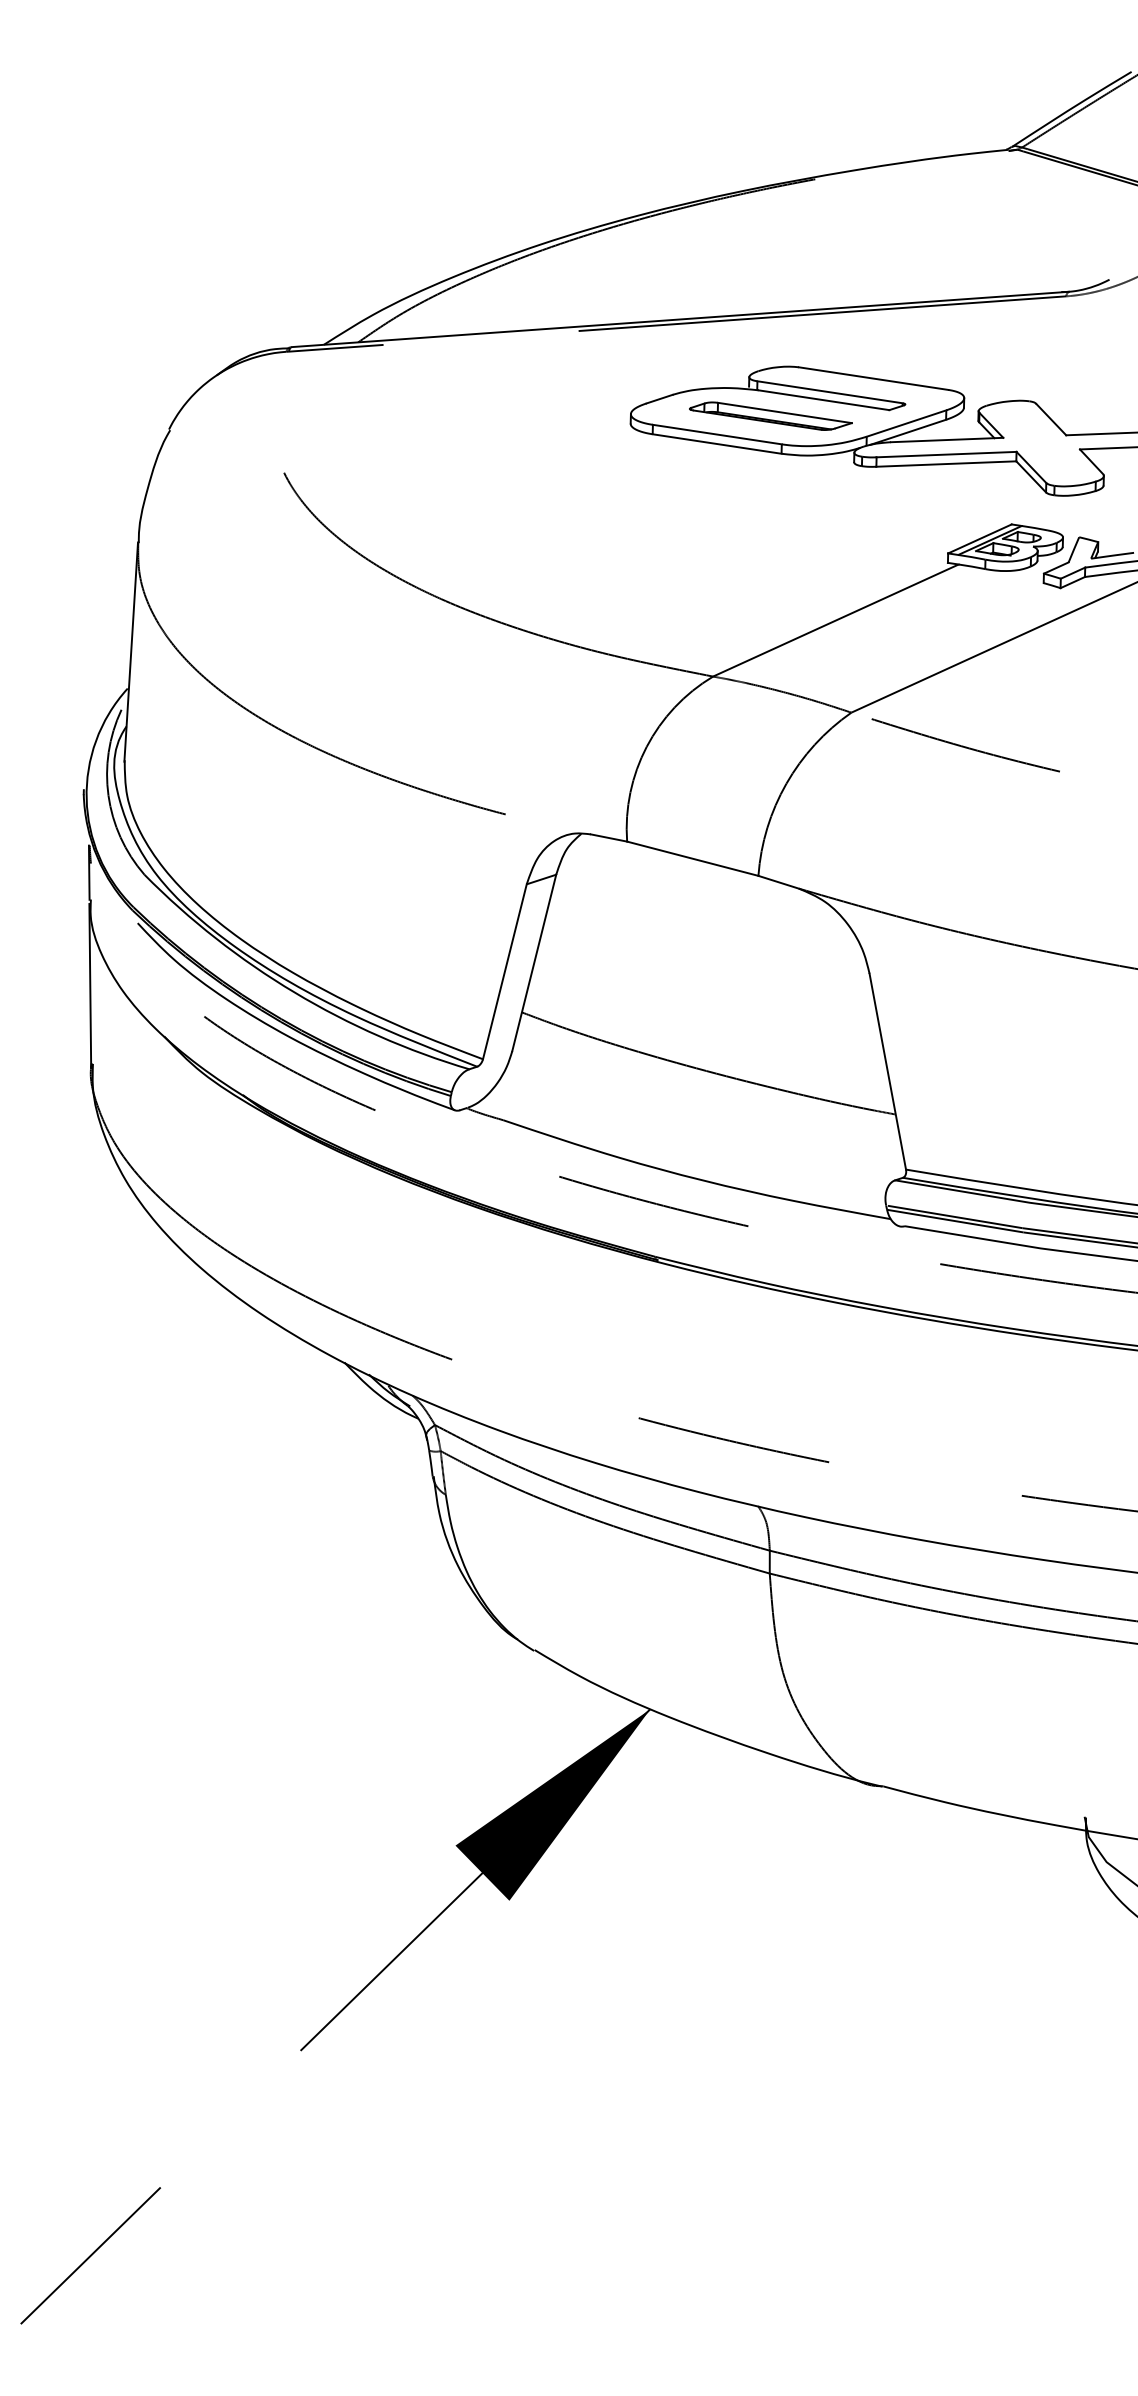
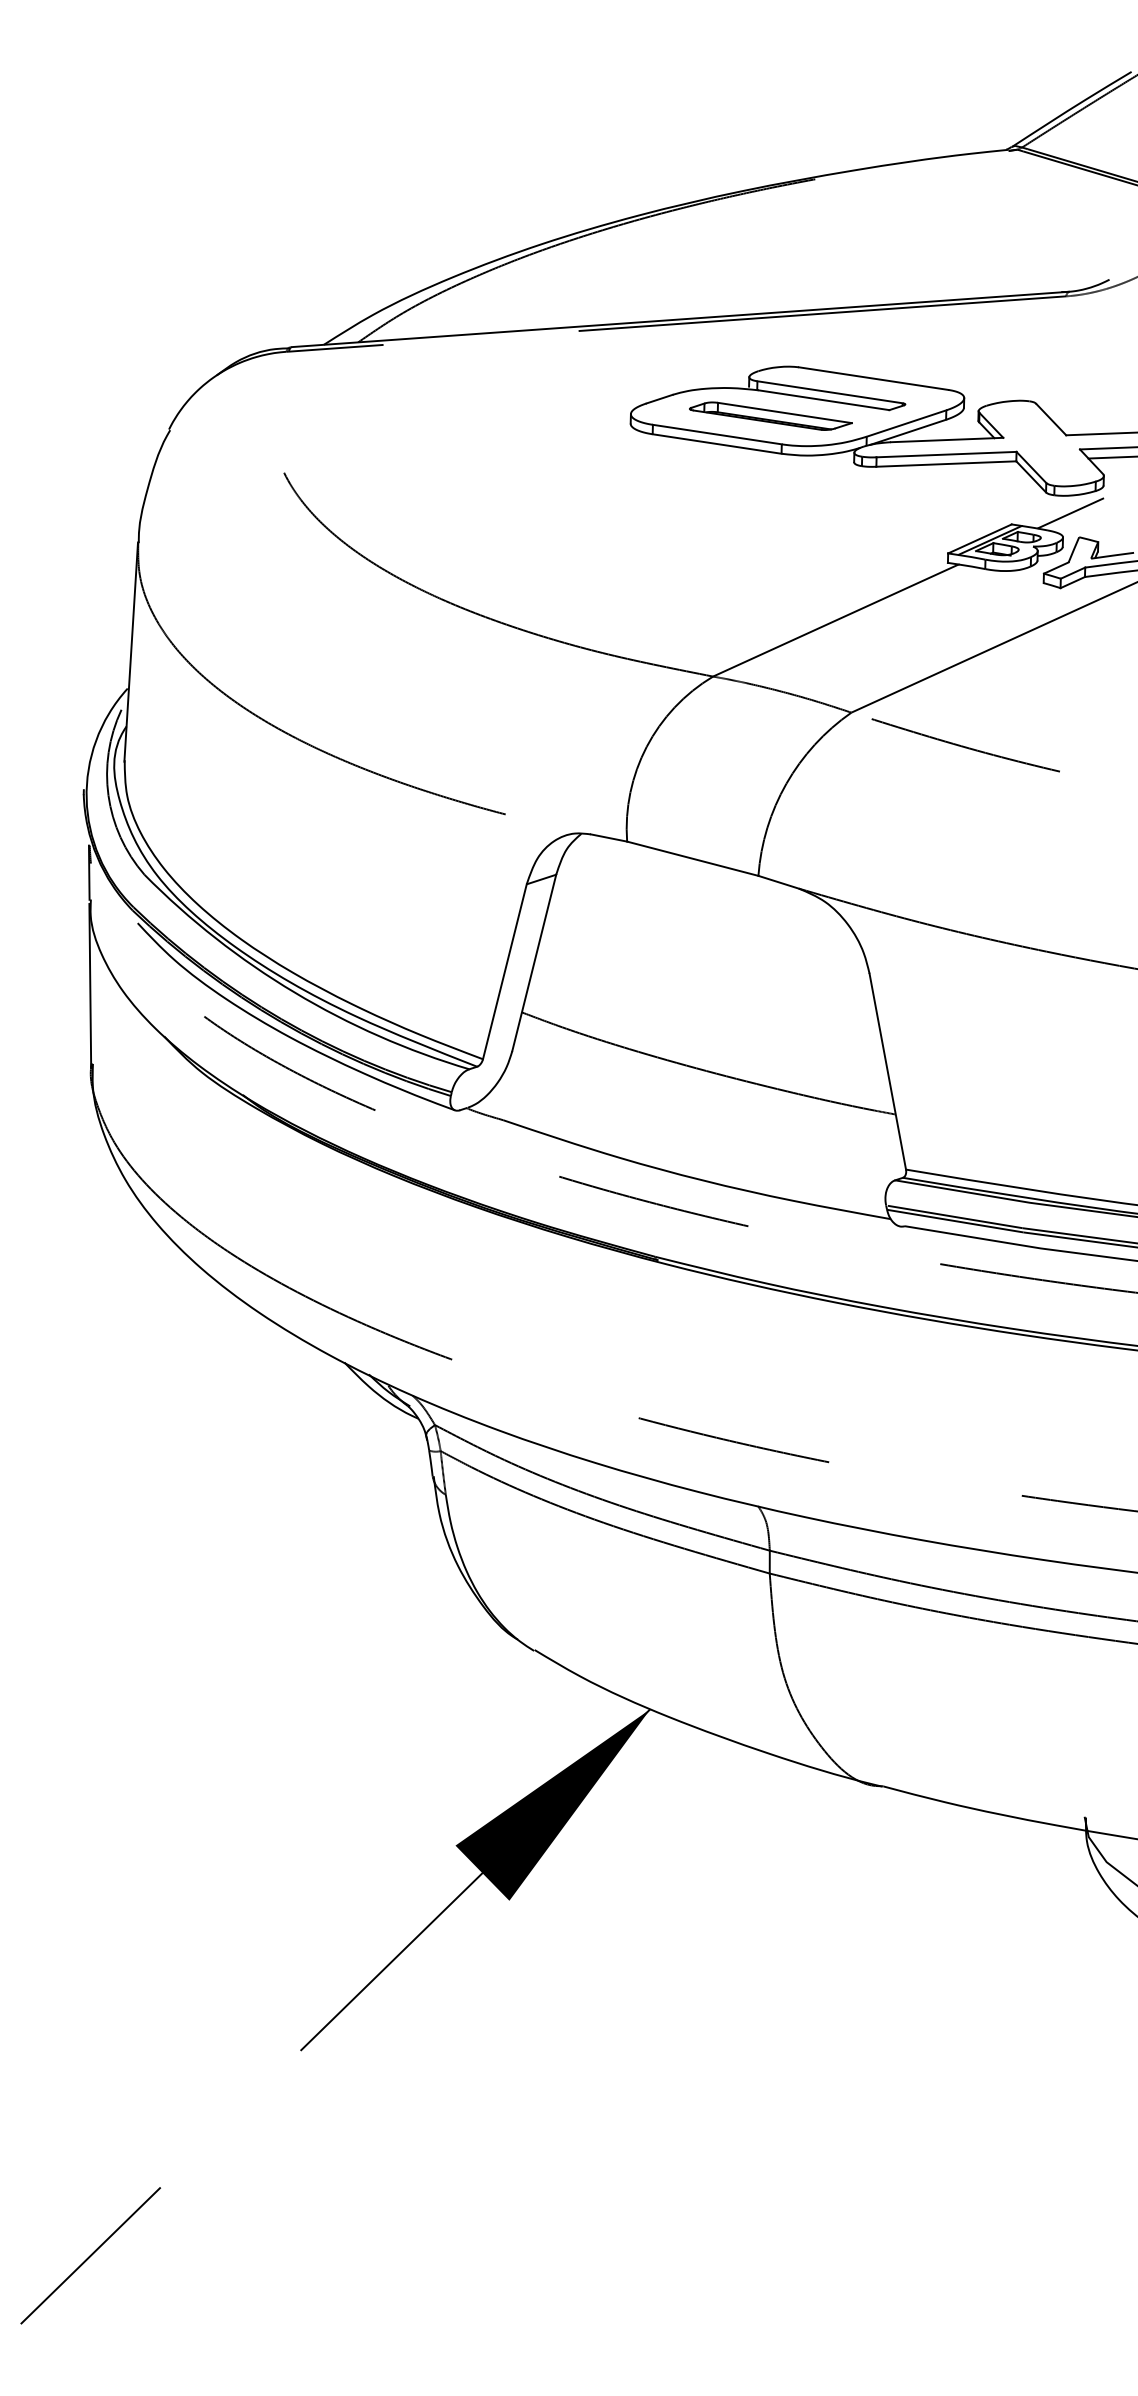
line: none -> present (1111, 457)
line: none -> present (1070, 513)
